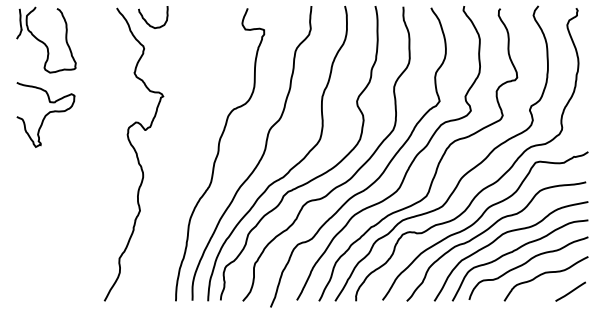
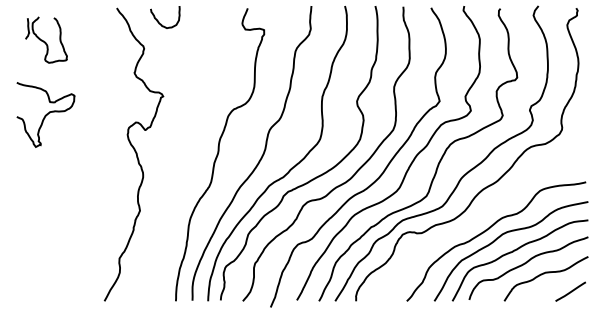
curve position: (147, 21) -> (159, 21) (159, 21)
part size: 61x68 px -> 43x48 px (46, 39)
curve: present -> none (479, 219)
